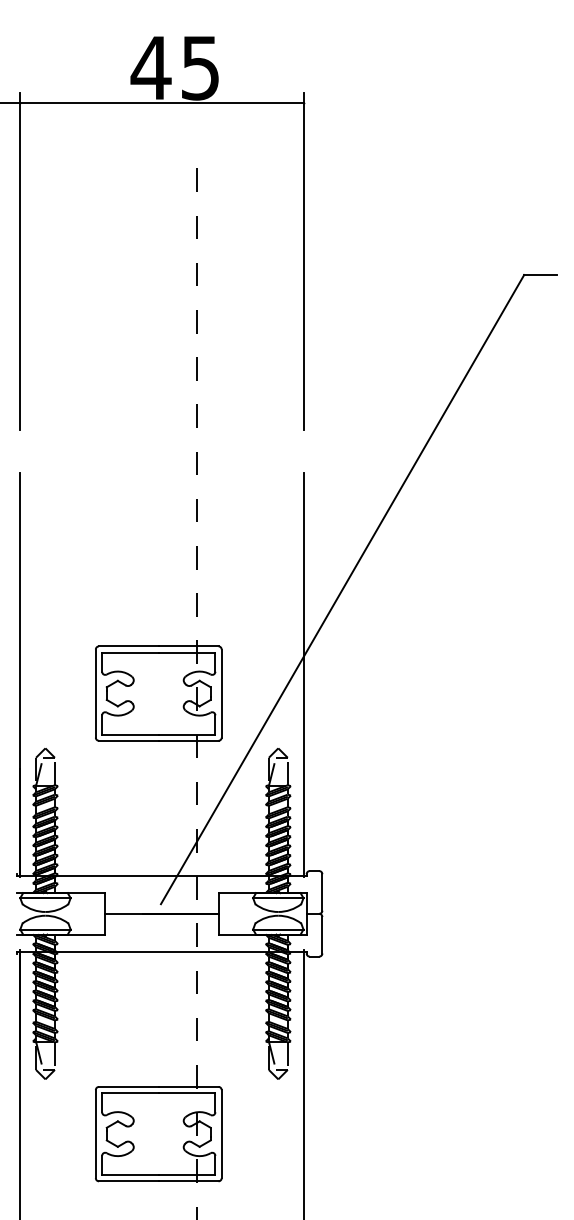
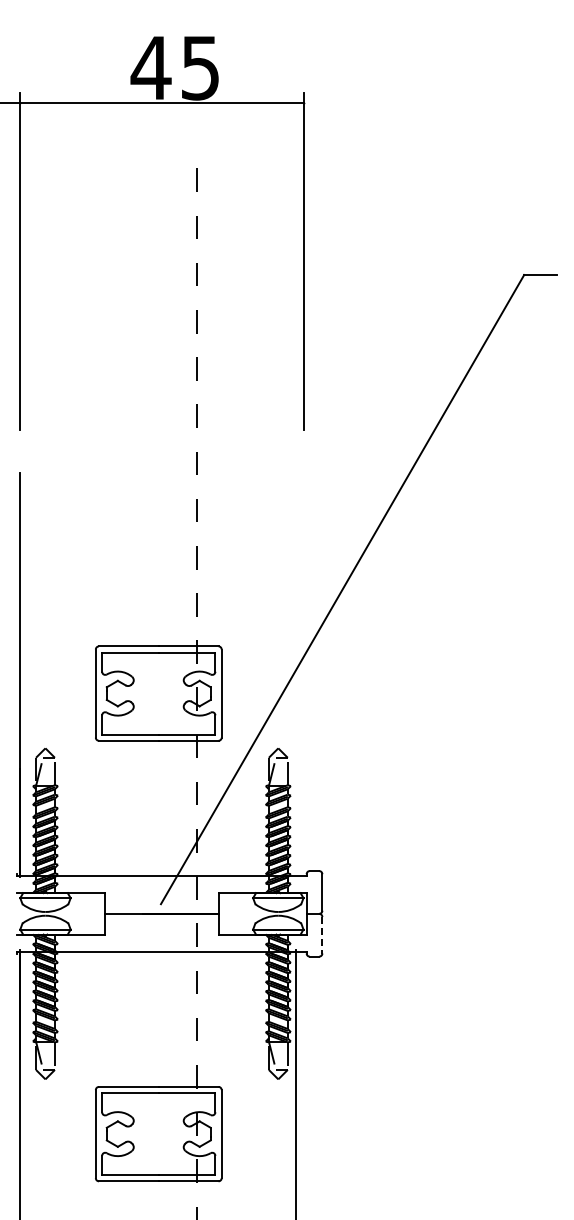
line: present -> none (303, 675)
line: solid -> dashed (322, 935)
line position: (303, 1083) -> (295, 1083) (295, 1083)
